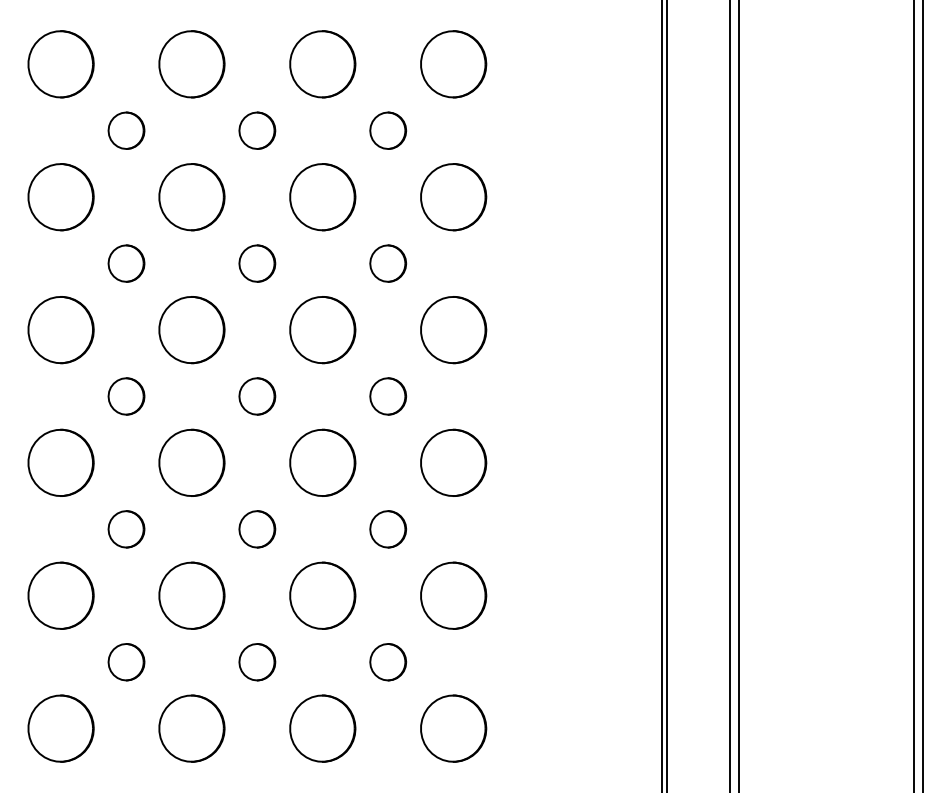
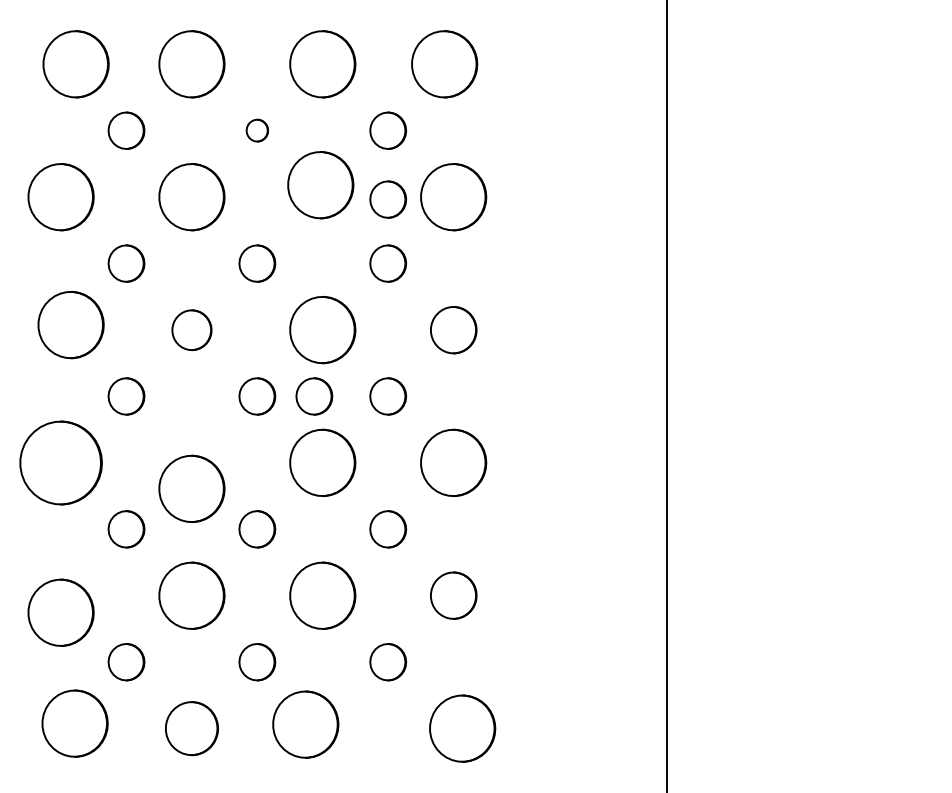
part position: (60, 64) -> (75, 64) (75, 64)
part position: (453, 64) -> (444, 64) (444, 64)
part size: 39x39 px -> 25x25 px (257, 130)
part position: (322, 197) -> (320, 185) (320, 185)
part: none -> present (388, 199)
part position: (60, 330) -> (70, 325) (70, 325)
part size: 68x69 px -> 42x43 px (191, 330)
part size: 68x69 px -> 48x49 px (453, 330)
line: present -> none (661, 395)
line: present -> none (729, 395)
line: present -> none (738, 395)
line: present -> none (913, 395)
line: present -> none (923, 395)
part: none -> present (314, 396)
part size: 68x69 px -> 84x86 px (60, 462)
part position: (191, 462) -> (191, 488) (191, 488)
part position: (60, 595) -> (60, 612) (60, 612)
part size: 68x69 px -> 48x49 px (453, 595)
part position: (60, 728) -> (74, 723) (74, 723)
part size: 68x69 px -> 54x56 px (191, 728)
part position: (322, 728) -> (305, 724) (305, 724)
part position: (453, 728) -> (462, 728) (462, 728)
